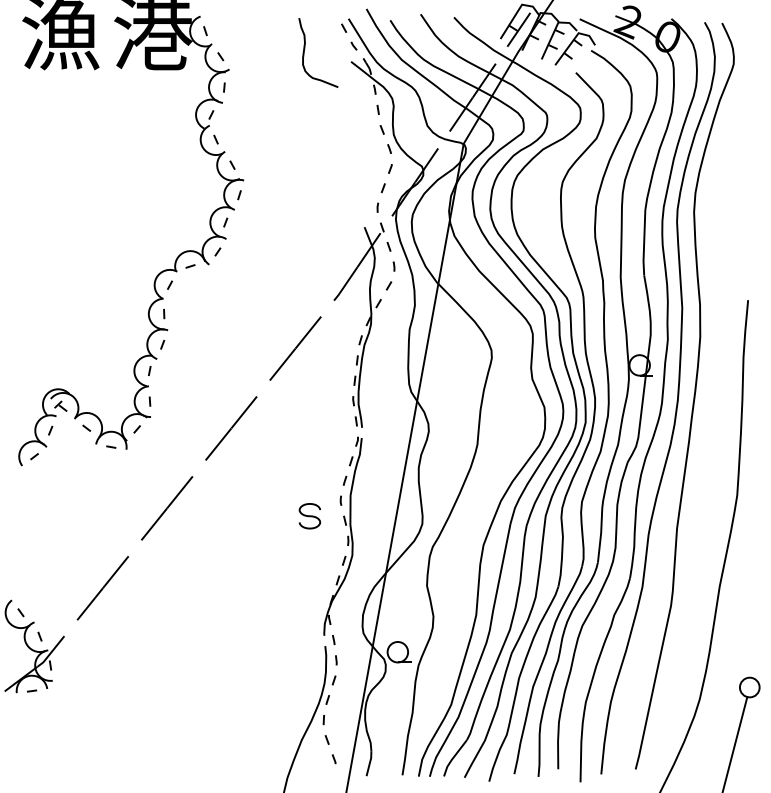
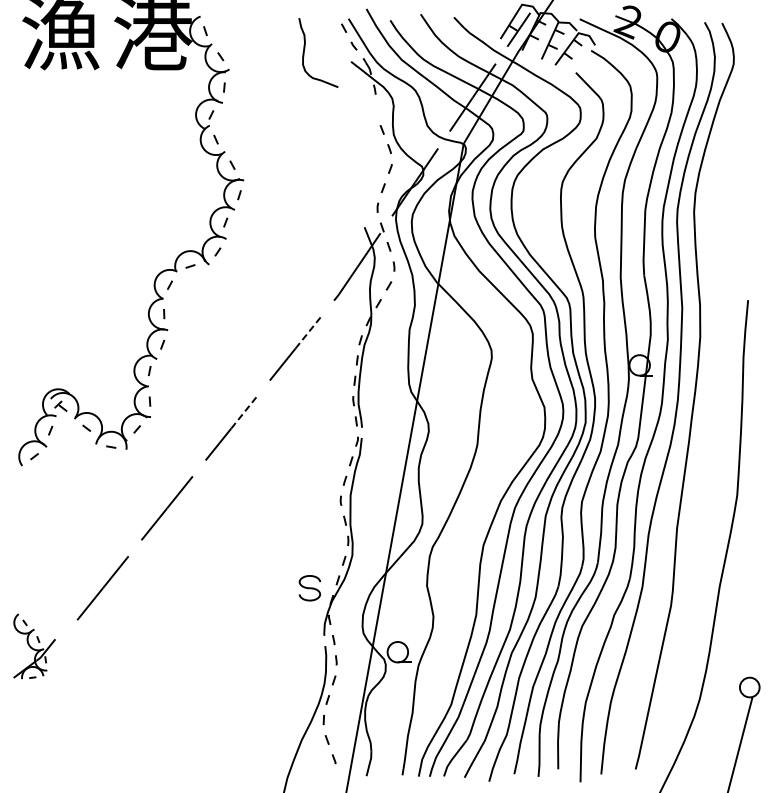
line: present -> none (377, 109)
line: solid -> dashed (308, 332)
line: solid -> dashed (244, 412)
part position: (309, 516) -> (309, 588) (309, 588)
part size: 61x95 px -> 43x67 px (34, 646)
line position: (735, 743) -> (740, 743) (740, 743)
